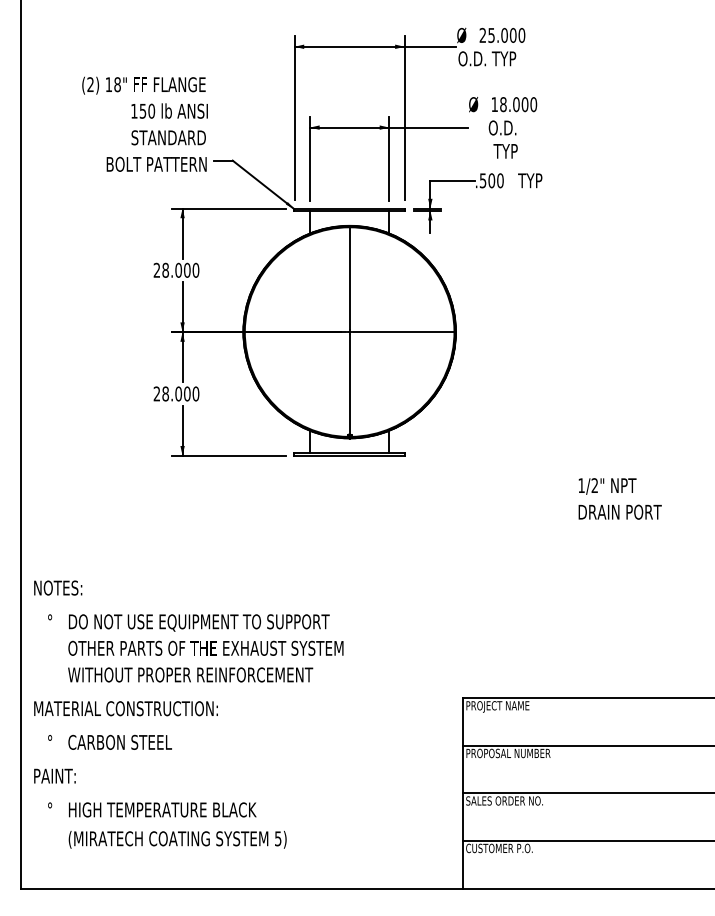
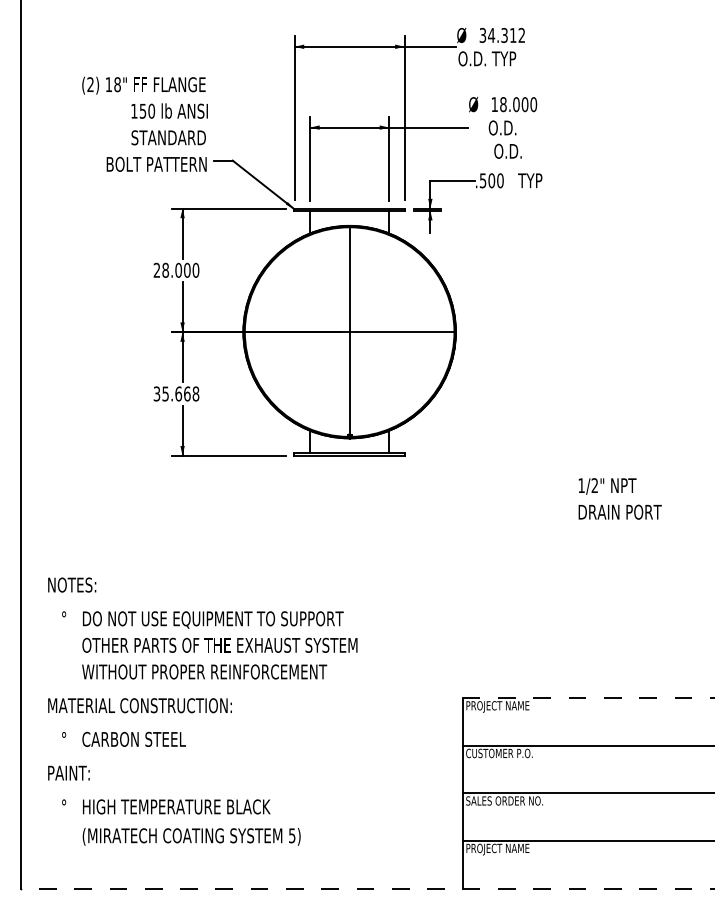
text: 25.000 -> 34.312 (502, 34)
text: TYP -> O.D. (507, 150)
text: 28.000 -> 35.668 (176, 393)
line: solid -> dashed (588, 697)
text position: (188, 714) -> (202, 711) (202, 711)
text: PROPOSAL NUMBER -> CUSTOMER P.O. (508, 753)
text: CUSTOMER P.O. -> PROJECT NAME (499, 849)
line: solid -> dashed (367, 888)
